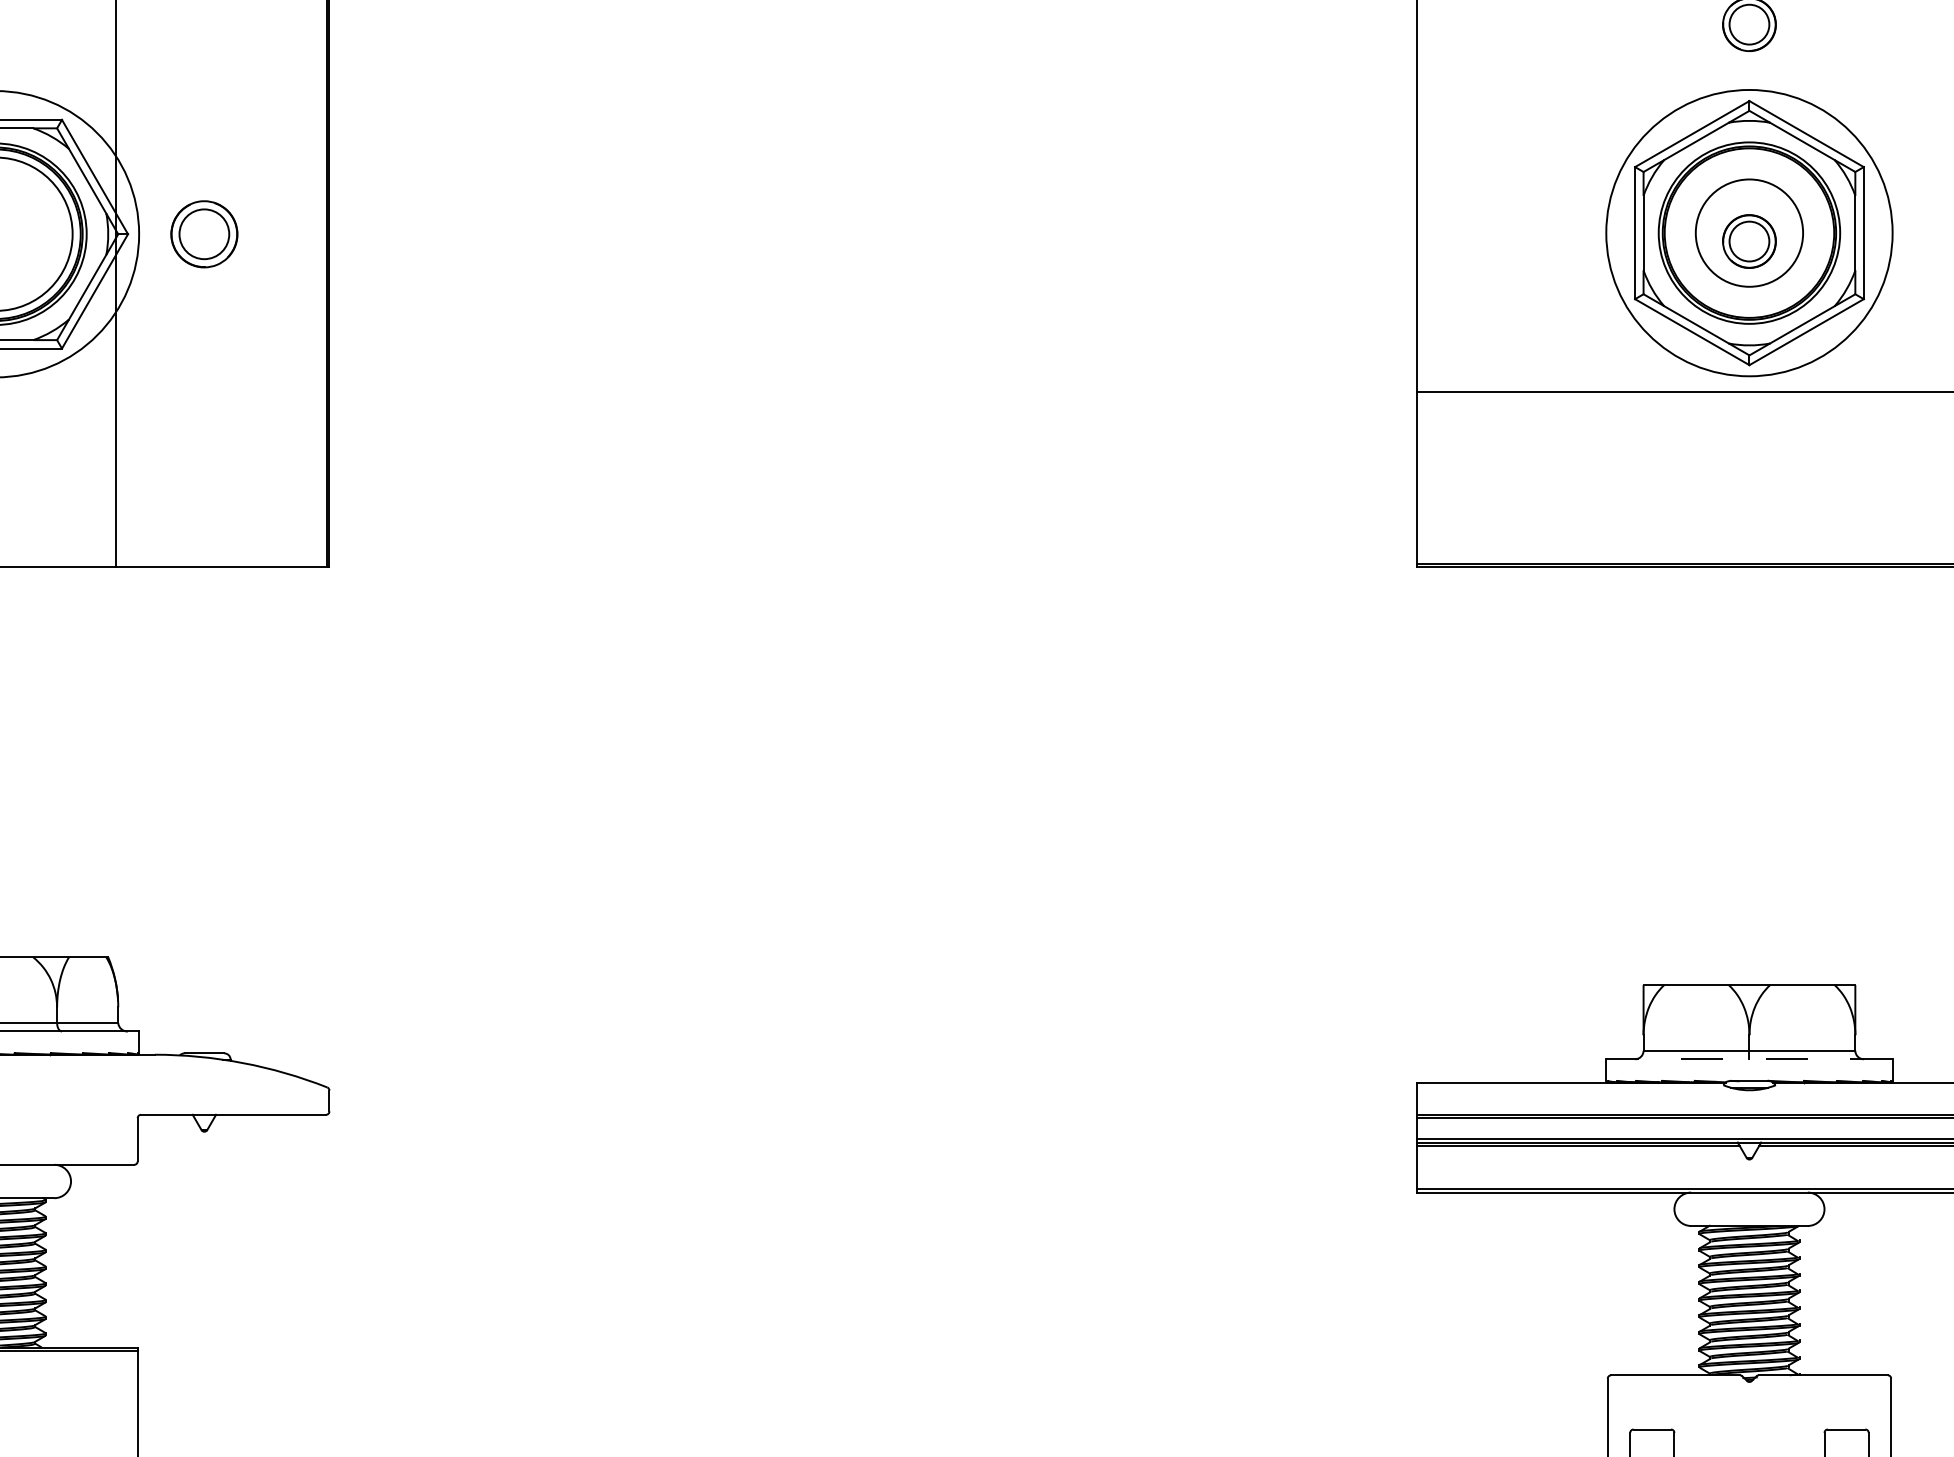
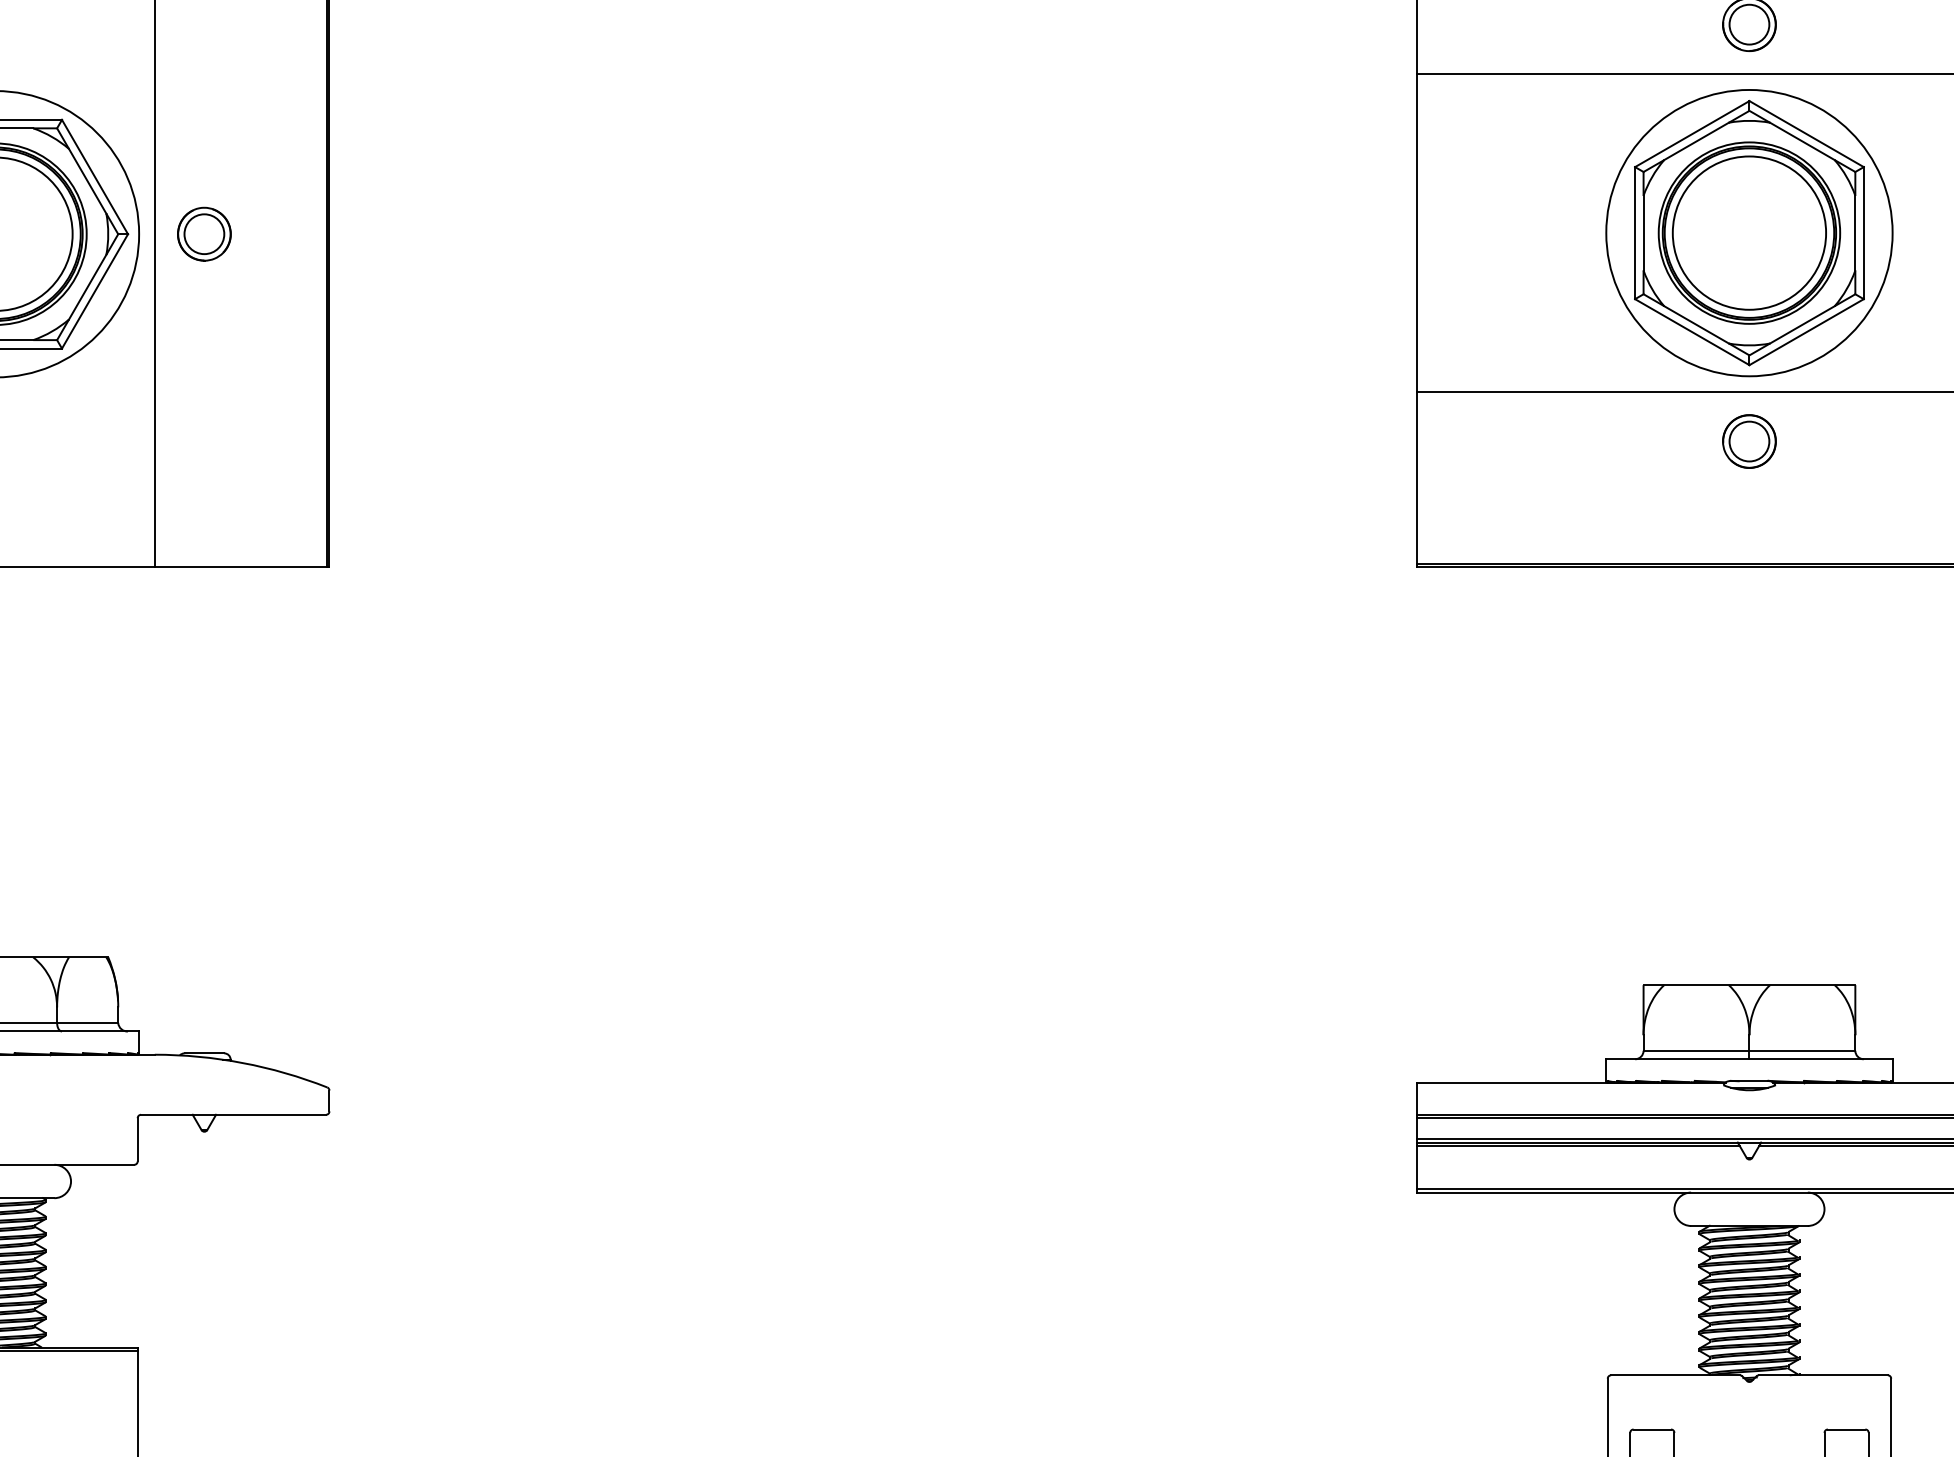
line: none -> present (1683, 74)
circle diameter: 107 px -> 153 px (1749, 232)
part size: 69x69 px -> 55x56 px (204, 233)
part position: (1749, 241) -> (1749, 441) (1749, 441)
line position: (115, 284) -> (154, 284) (154, 284)
line: dashed -> solid (1748, 1059)
